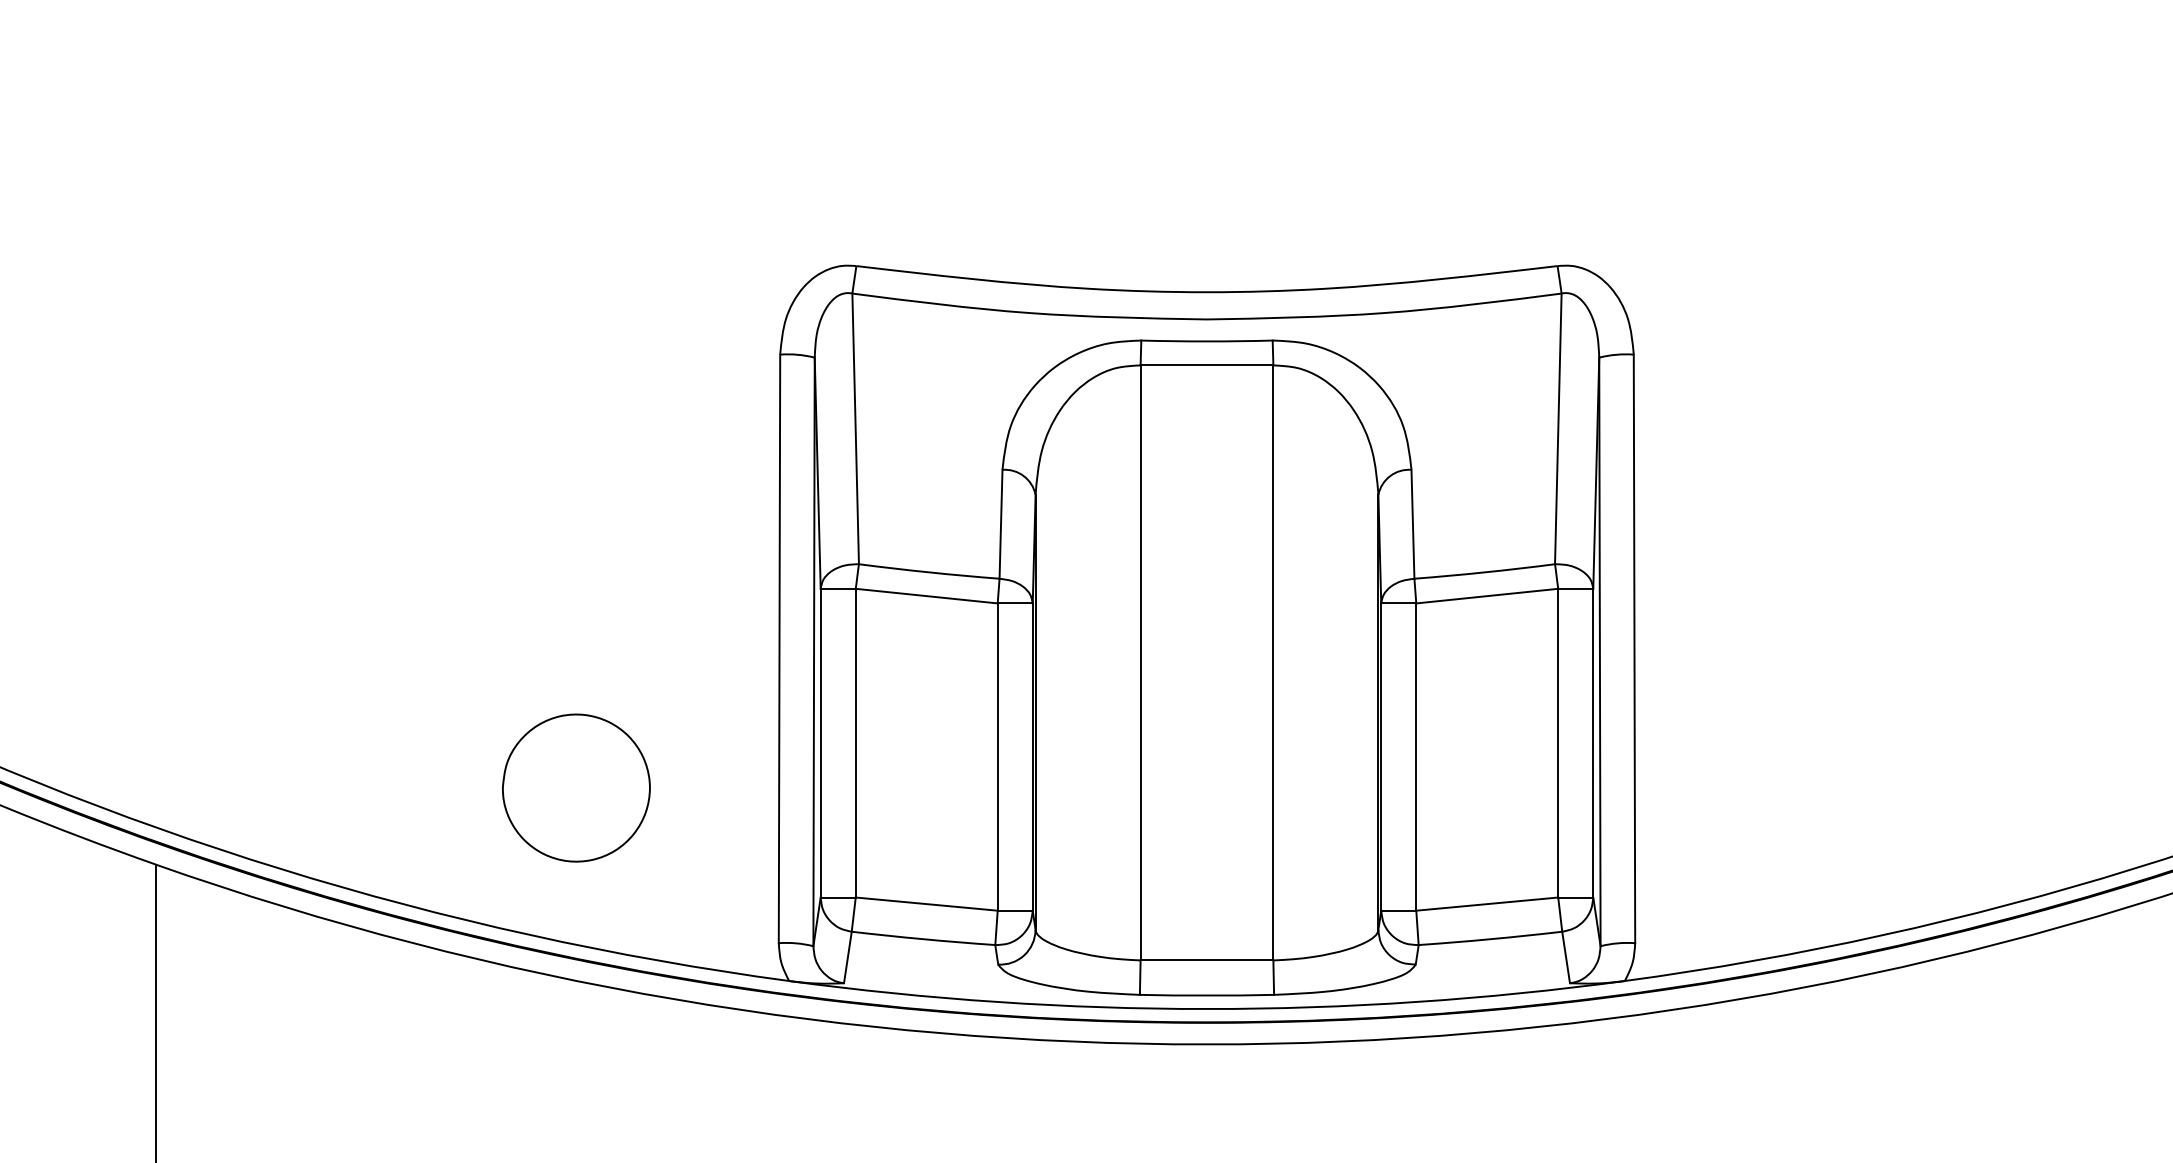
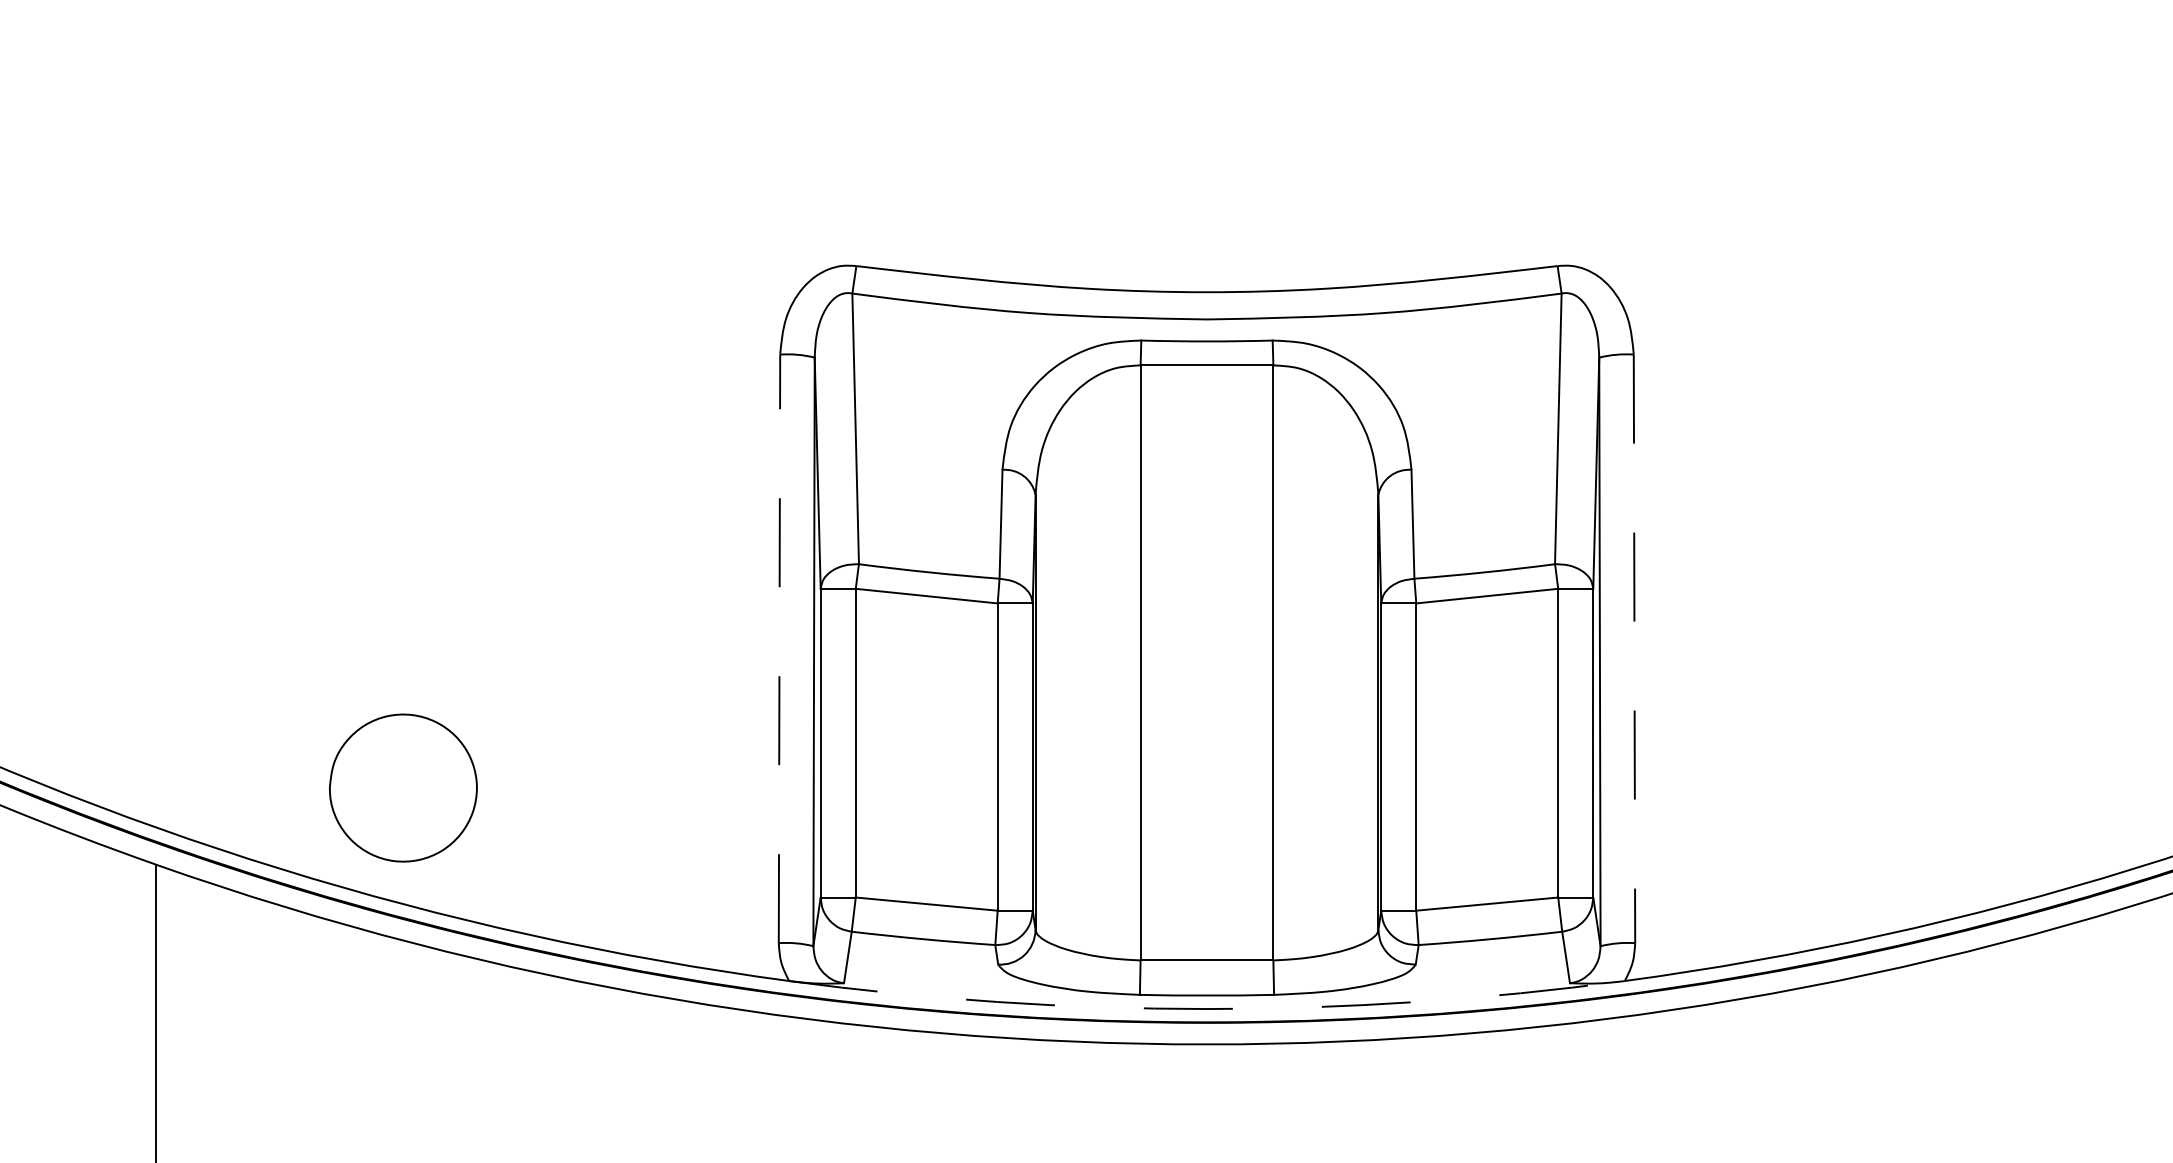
line: solid -> dashed (779, 648)
line: solid -> dashed (1634, 649)
part position: (576, 787) -> (403, 787) (403, 787)
arc: solid -> dashed (1206, 1009)
